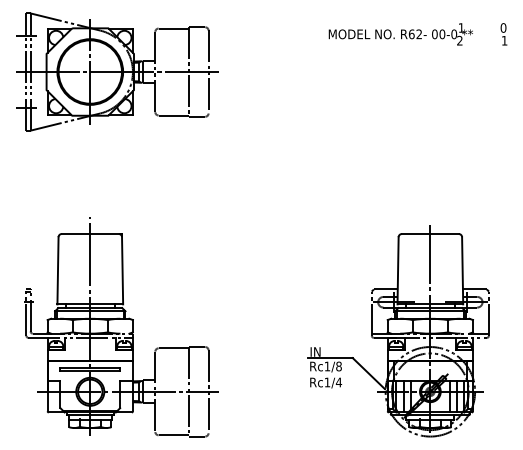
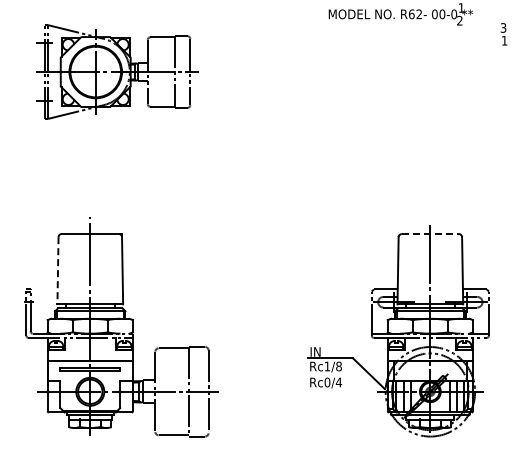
text: 0 -> 3 (503, 27)
text position: (400, 34) -> (400, 14) (400, 14)
part size: 203x120 px -> 163x96 px (117, 71)
line: solid -> dashed (430, 234)
line: solid -> dashed (58, 270)
text: Rc1/4 -> Rc0/4 (327, 382)
